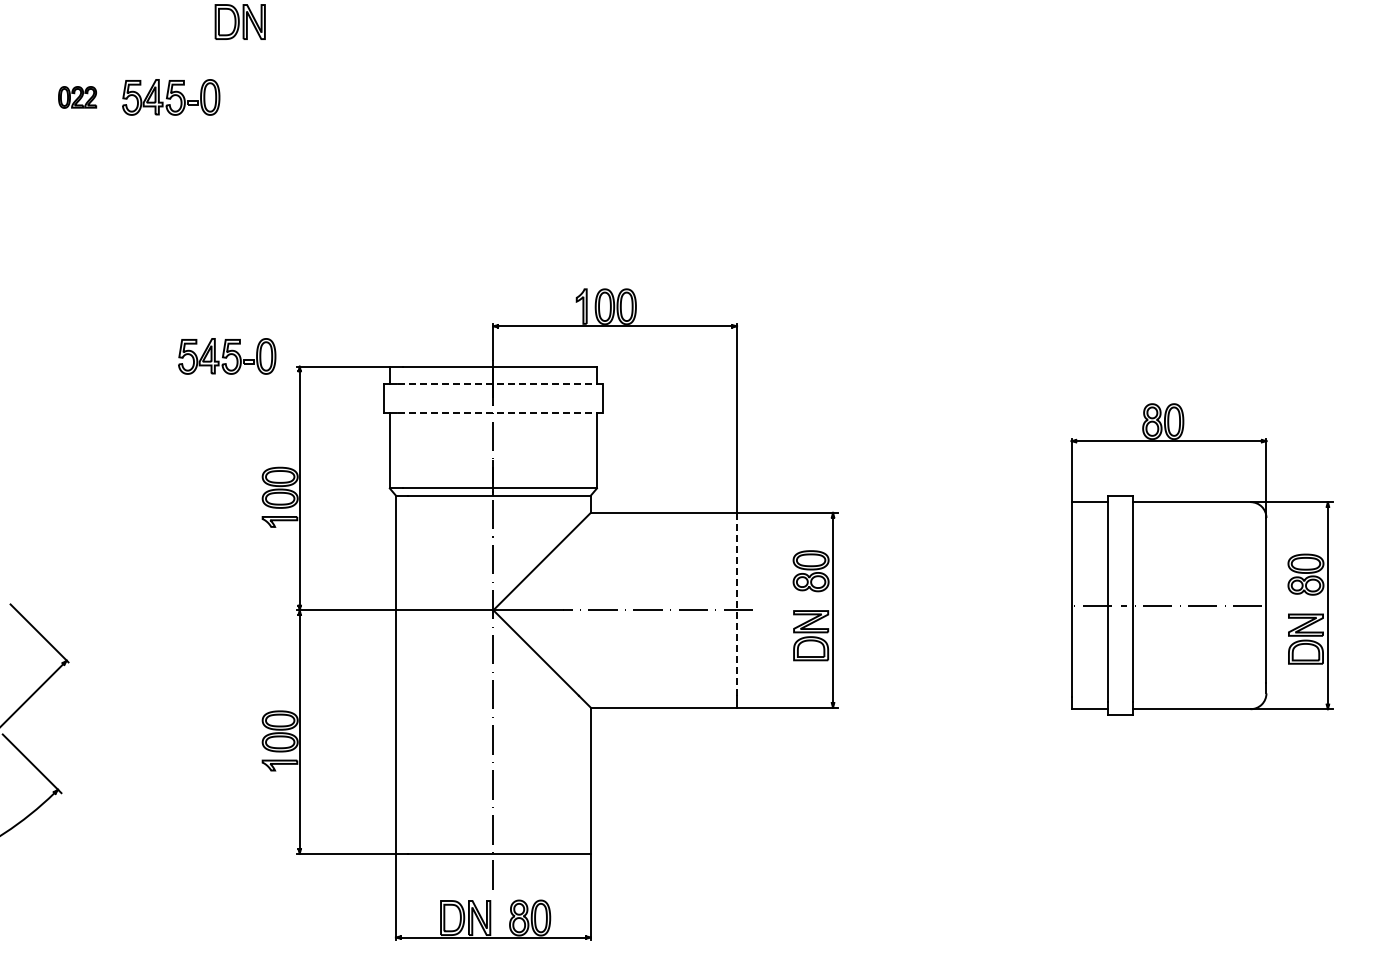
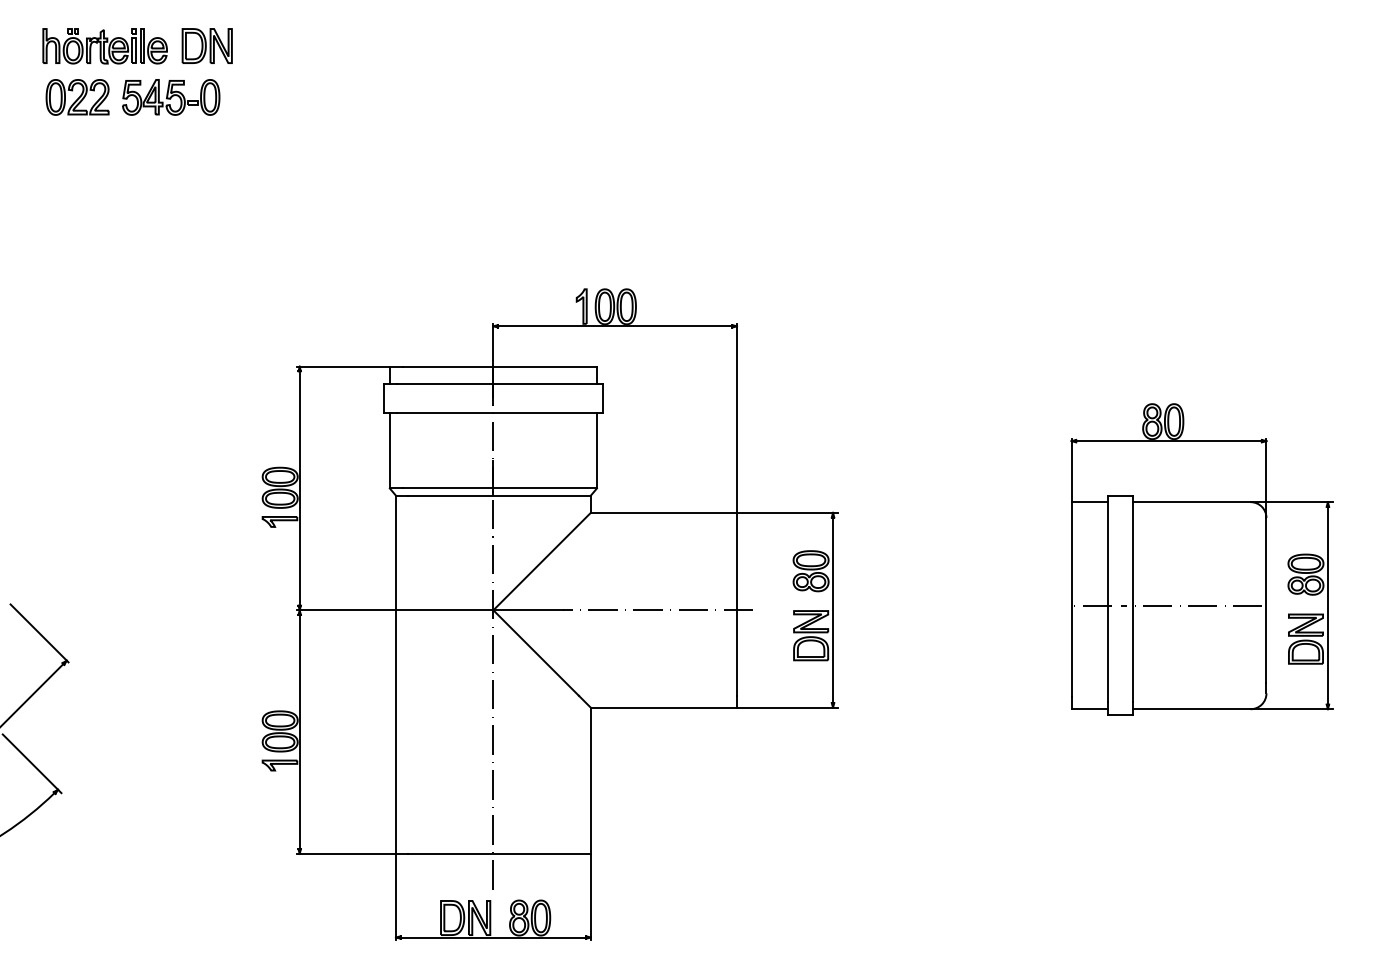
part position: (239, 21) -> (206, 45) (206, 45)
part: none -> present (104, 46)
part size: 40x23 px -> 65x37 px (77, 97)
part: present -> none (227, 356)
line: dashed -> solid (500, 383)
line: dashed -> solid (500, 412)
line: dashed -> solid (737, 604)
